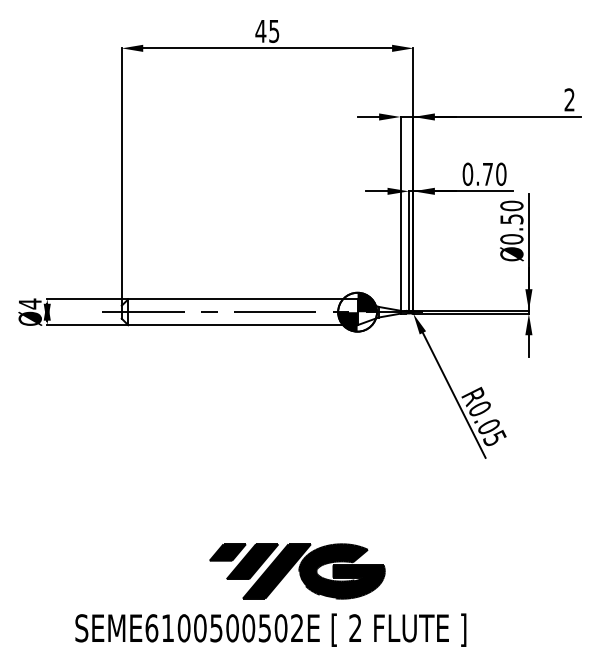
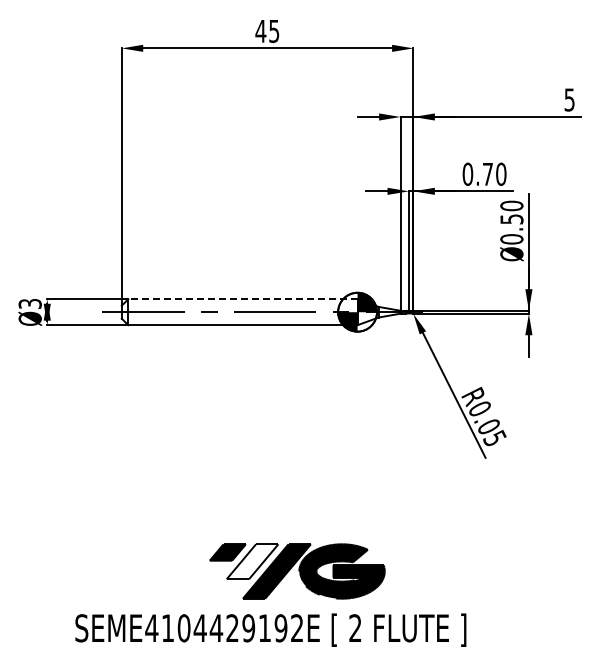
text: 2 -> 5 (569, 99)
line: solid -> dashed (242, 299)
text: Ø4 -> Ø3 (29, 303)
fill: present -> none (252, 561)
text: SEME6100500502E -> SEME4104429192E (216, 628)
